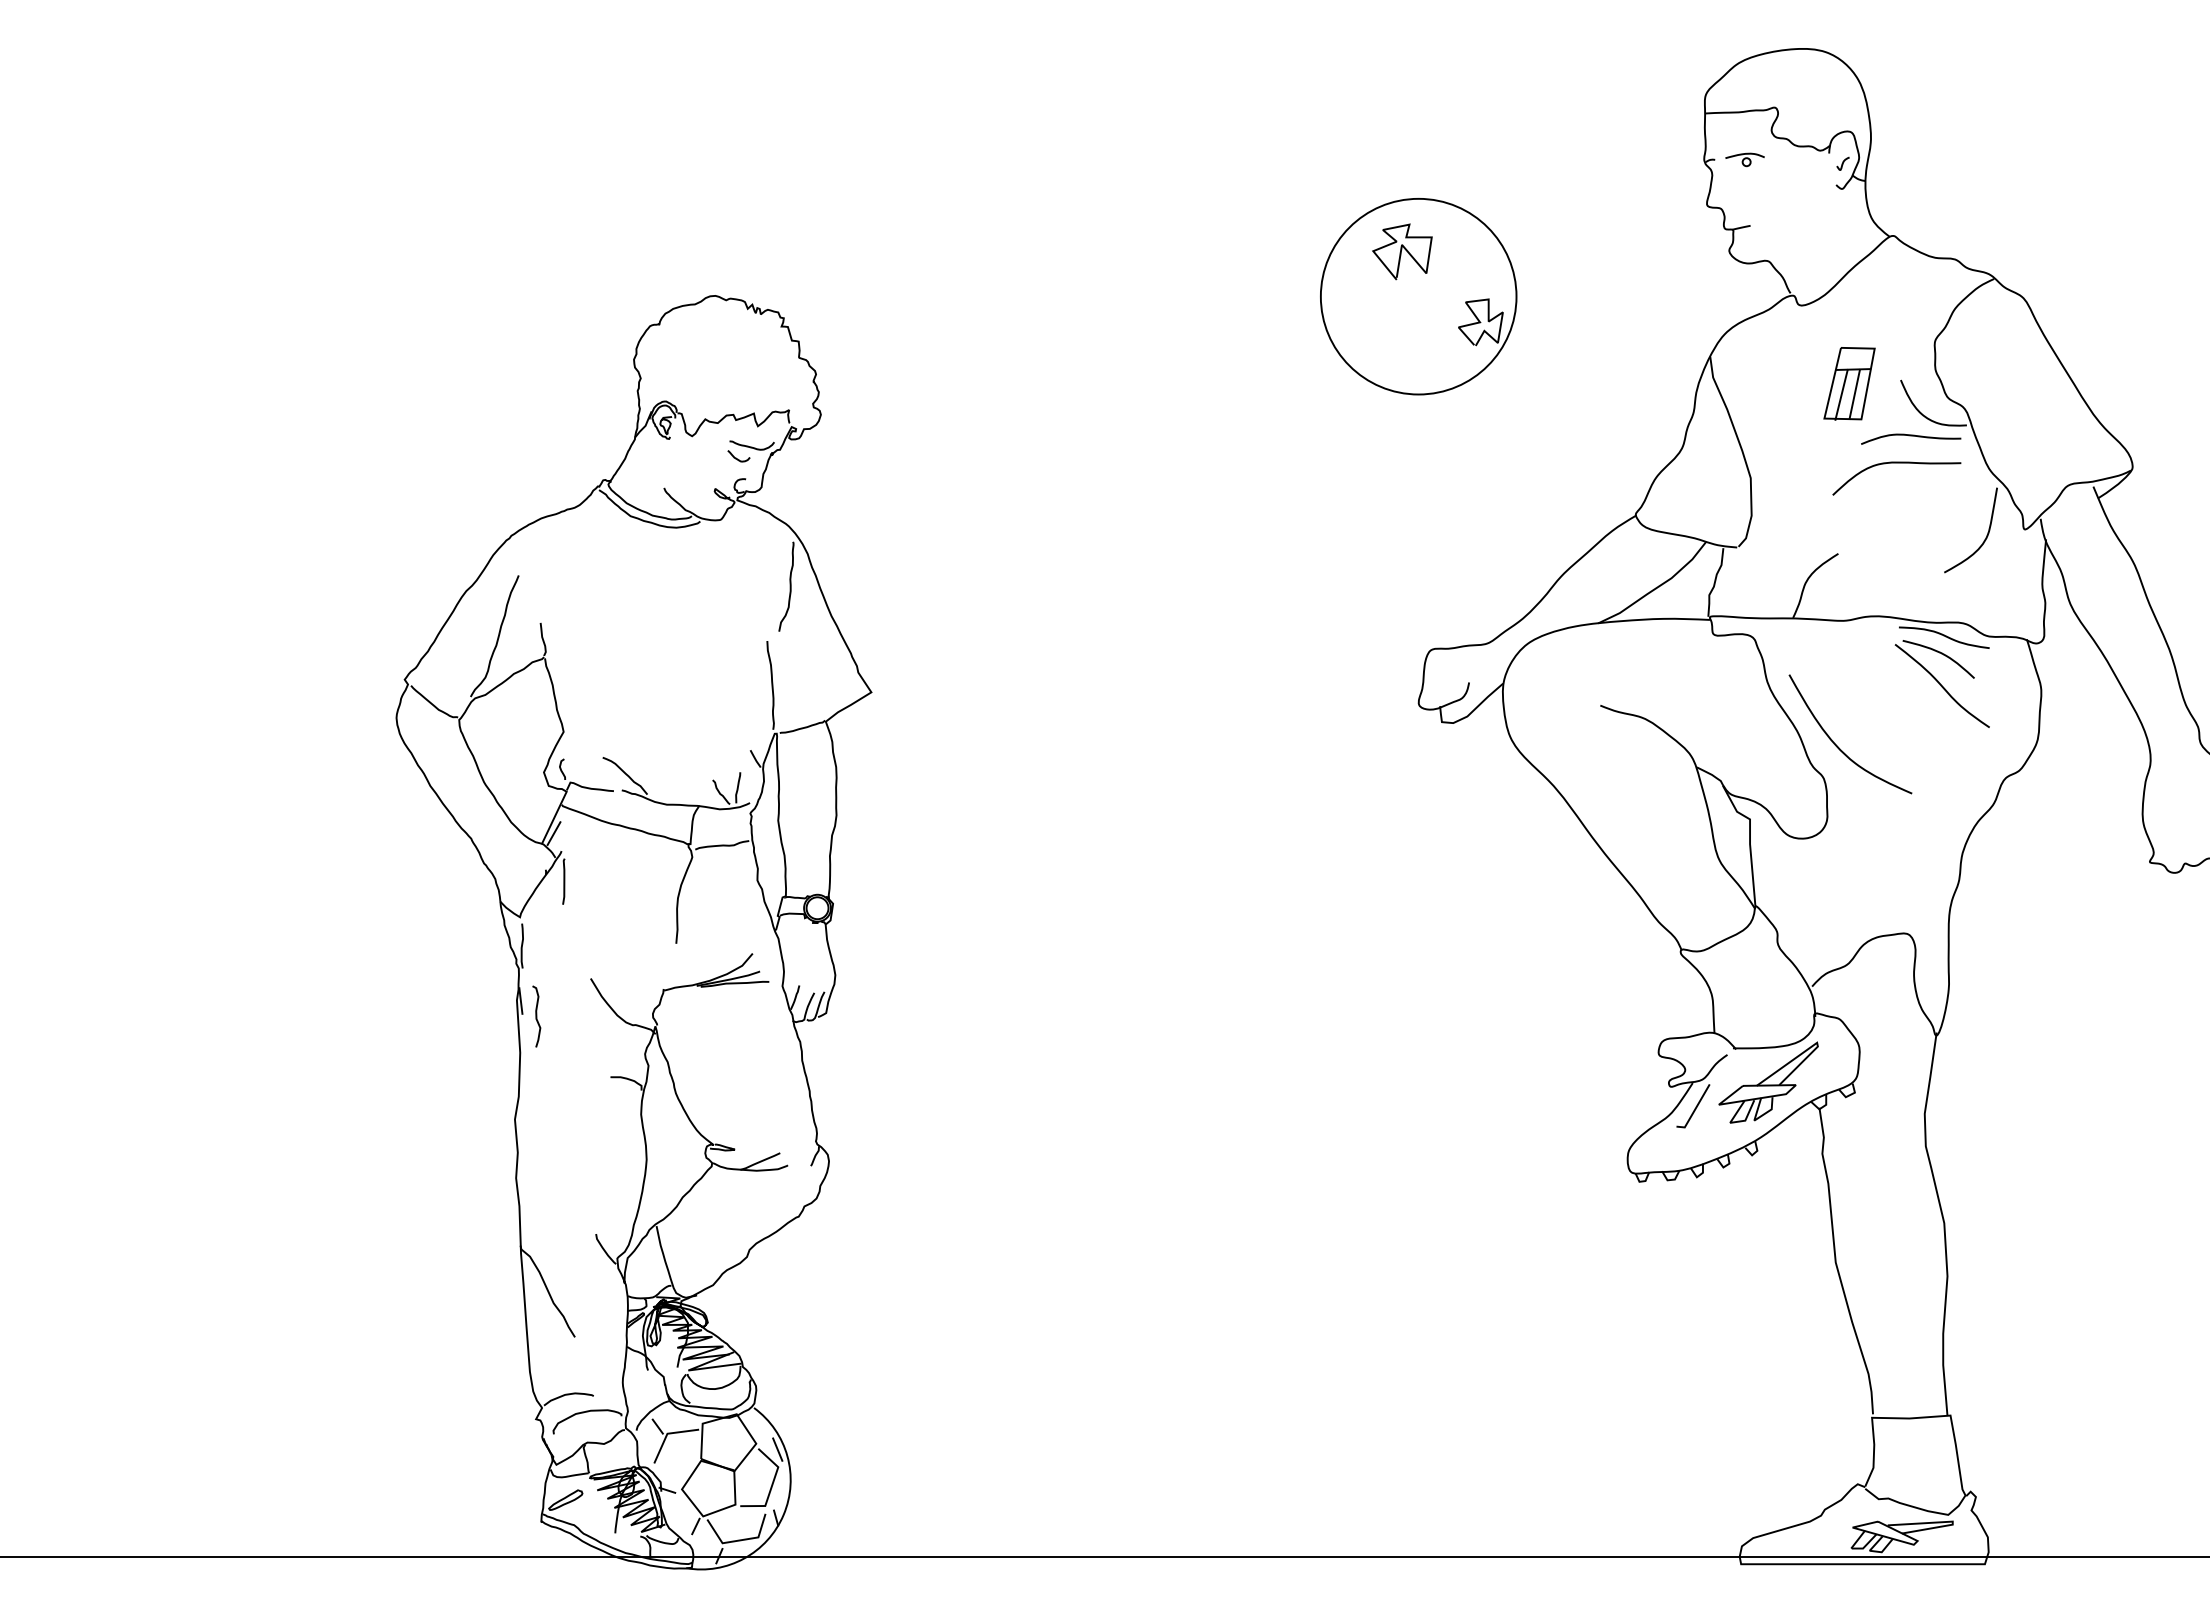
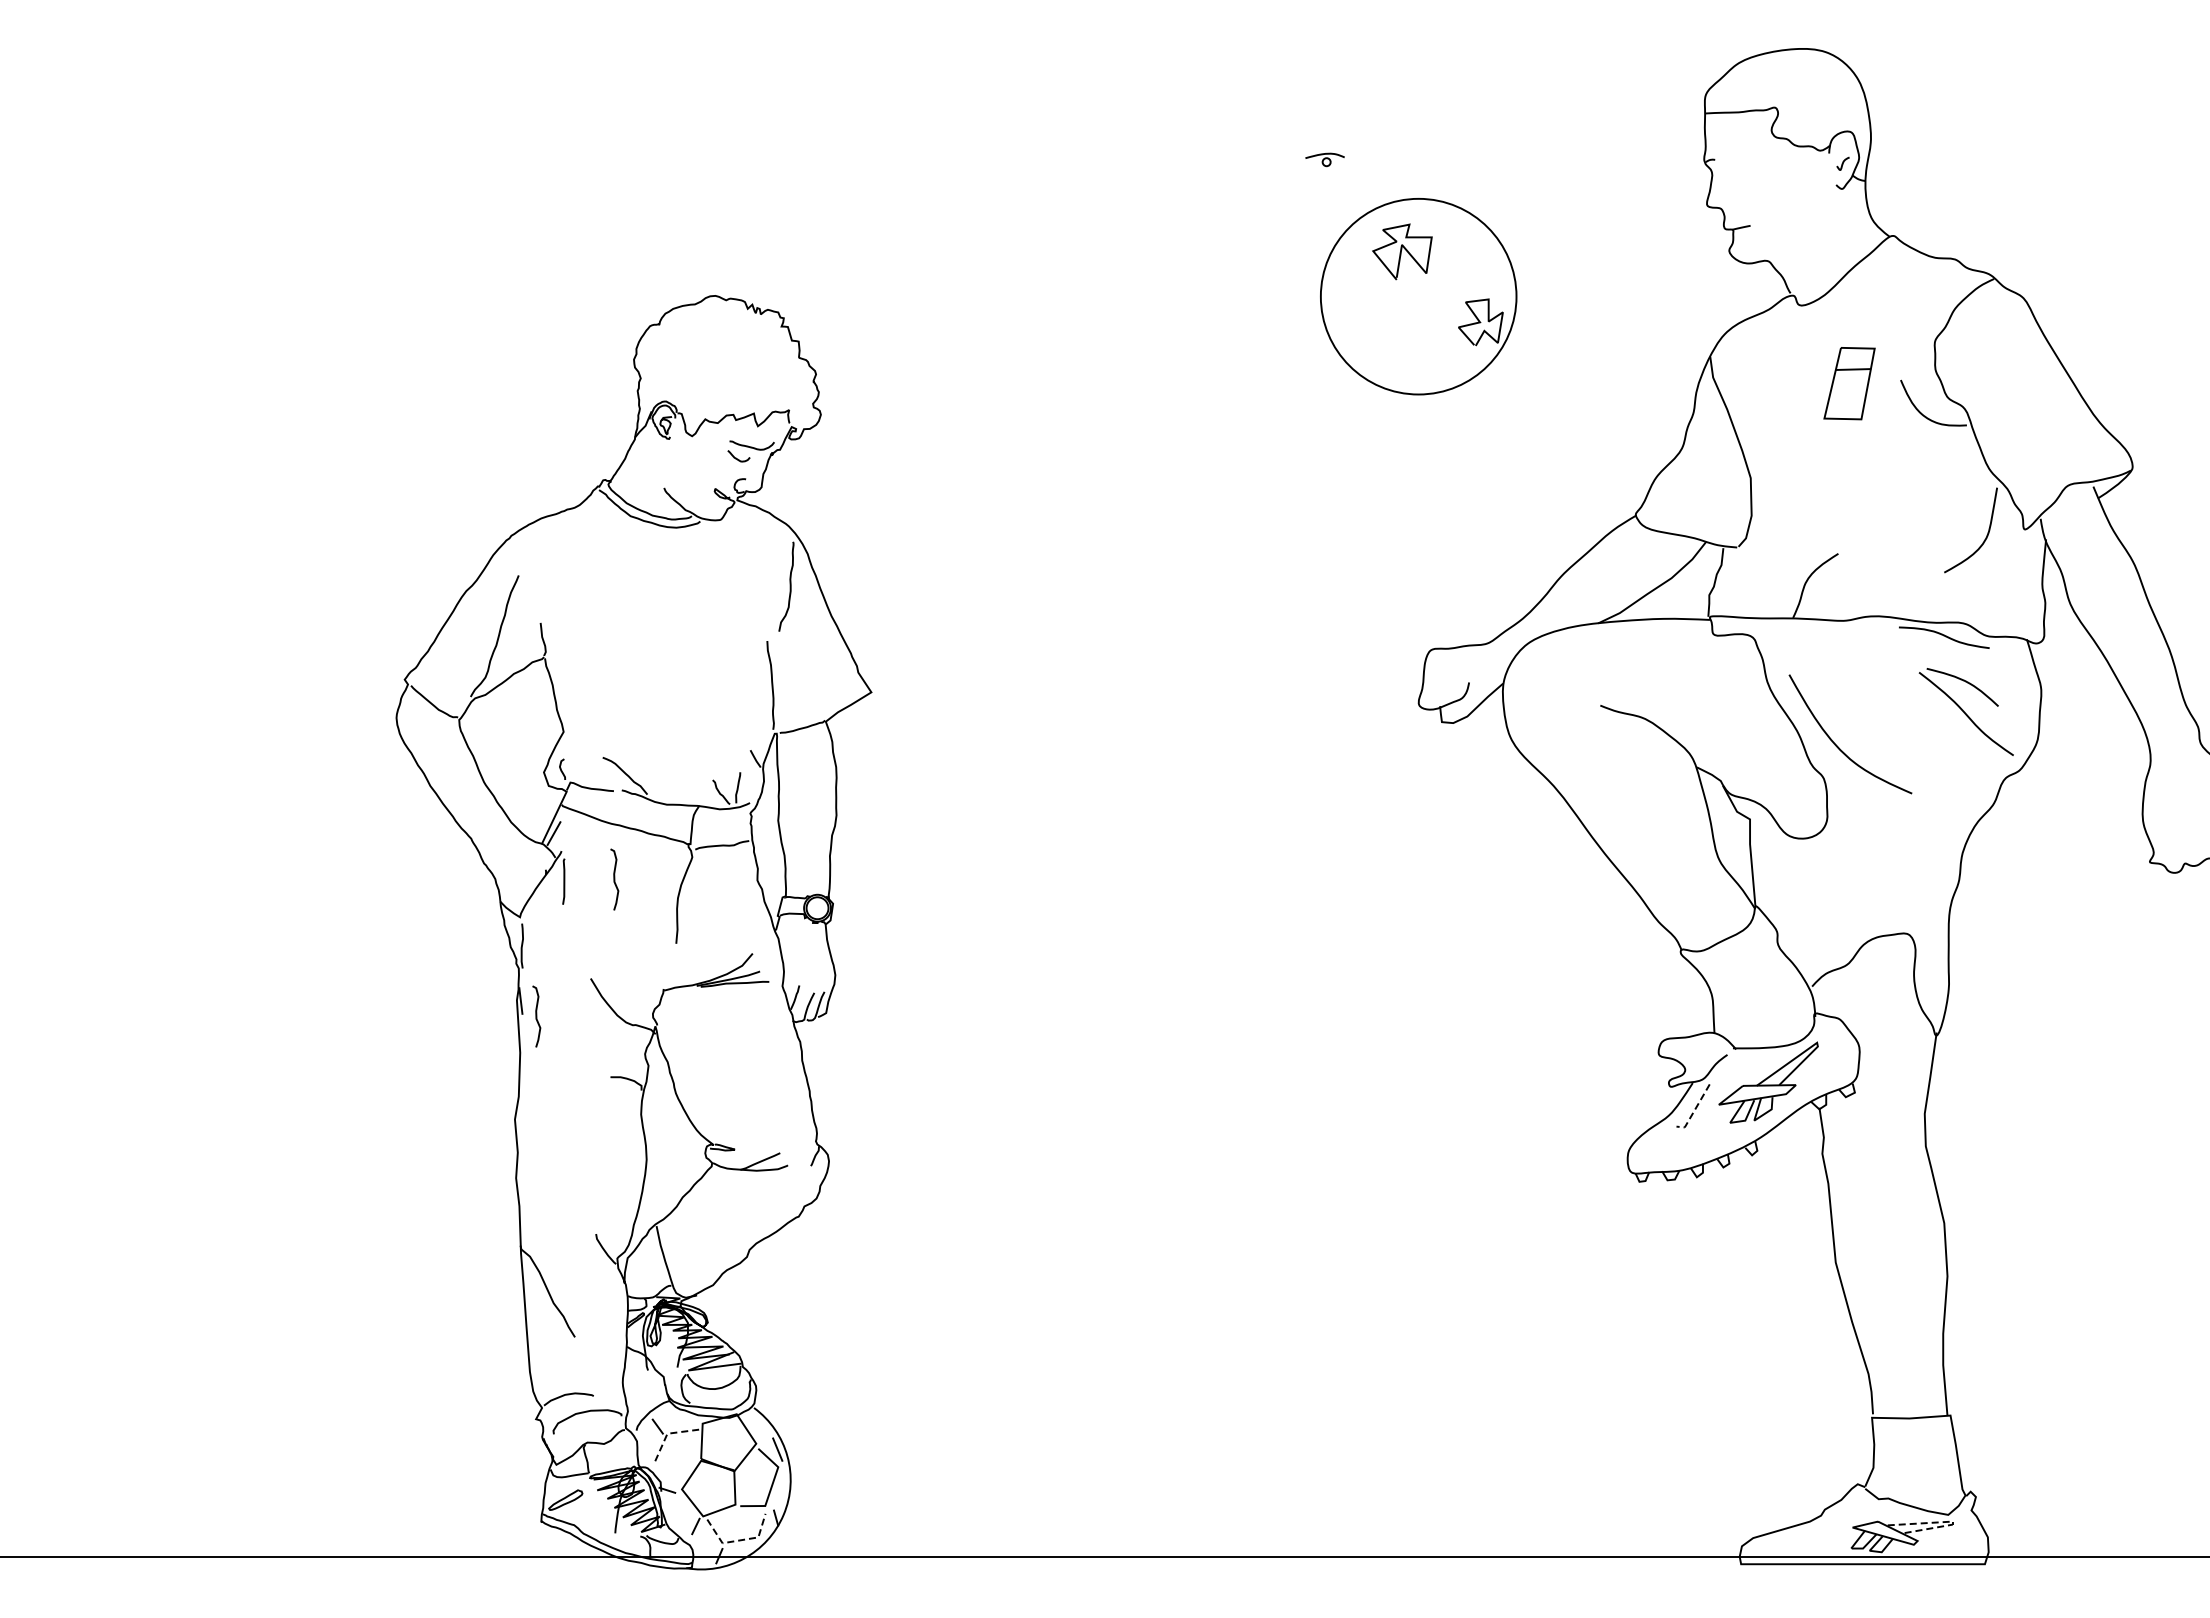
part position: (1744, 159) -> (1324, 159) (1324, 159)
line: present -> none (1854, 393)
line: present -> none (1841, 394)
curve: present -> none (1911, 436)
curve: present -> none (1896, 463)
part position: (1941, 683) -> (1965, 711) (1965, 711)
curve: none -> present (614, 879)
line: solid -> dashed (1694, 1110)
line: solid -> dashed (667, 1433)
line: solid -> dashed (1948, 1521)
line: solid -> dashed (739, 1540)
